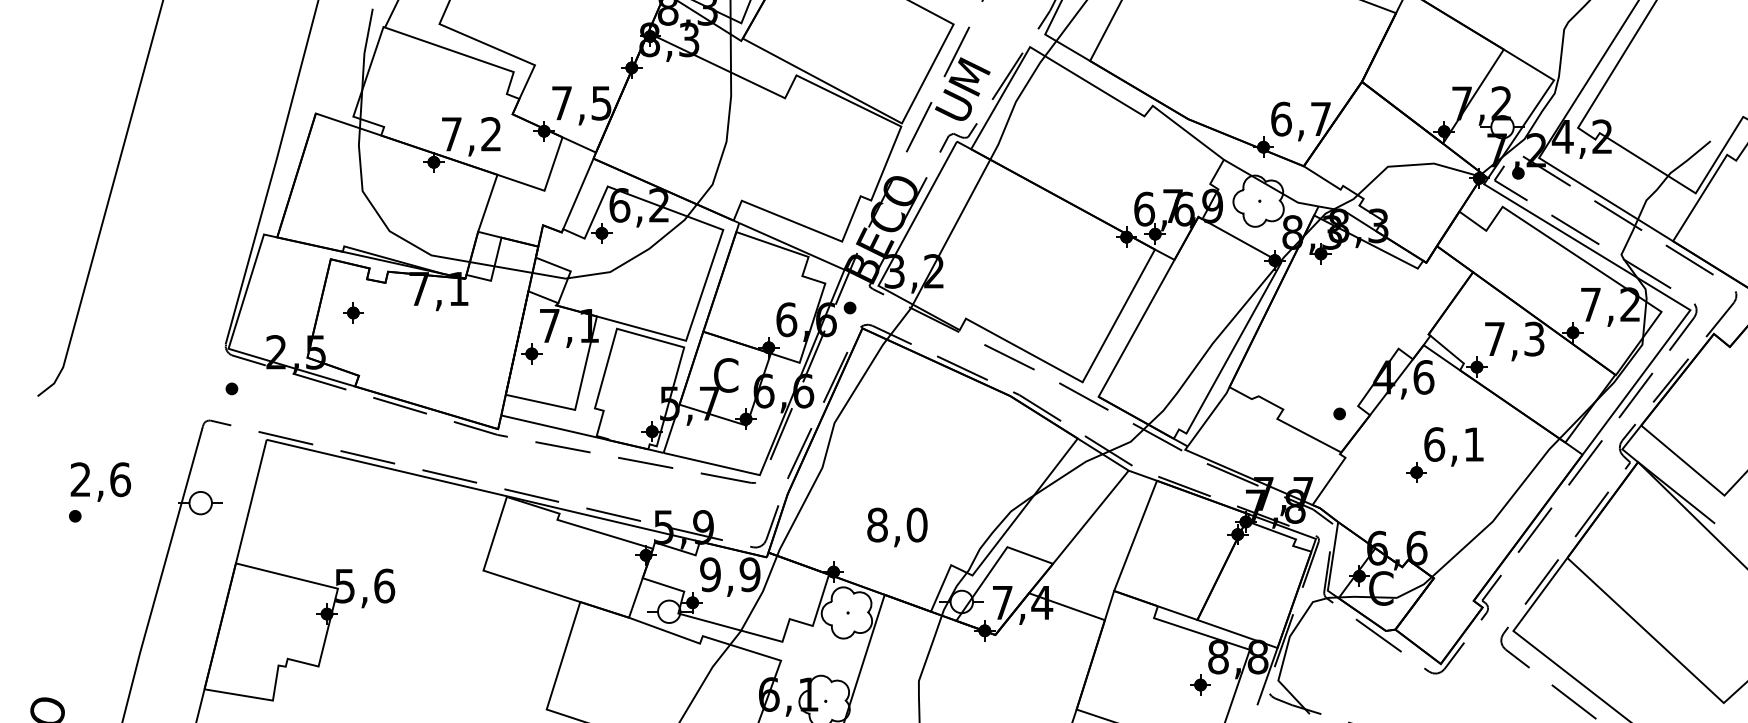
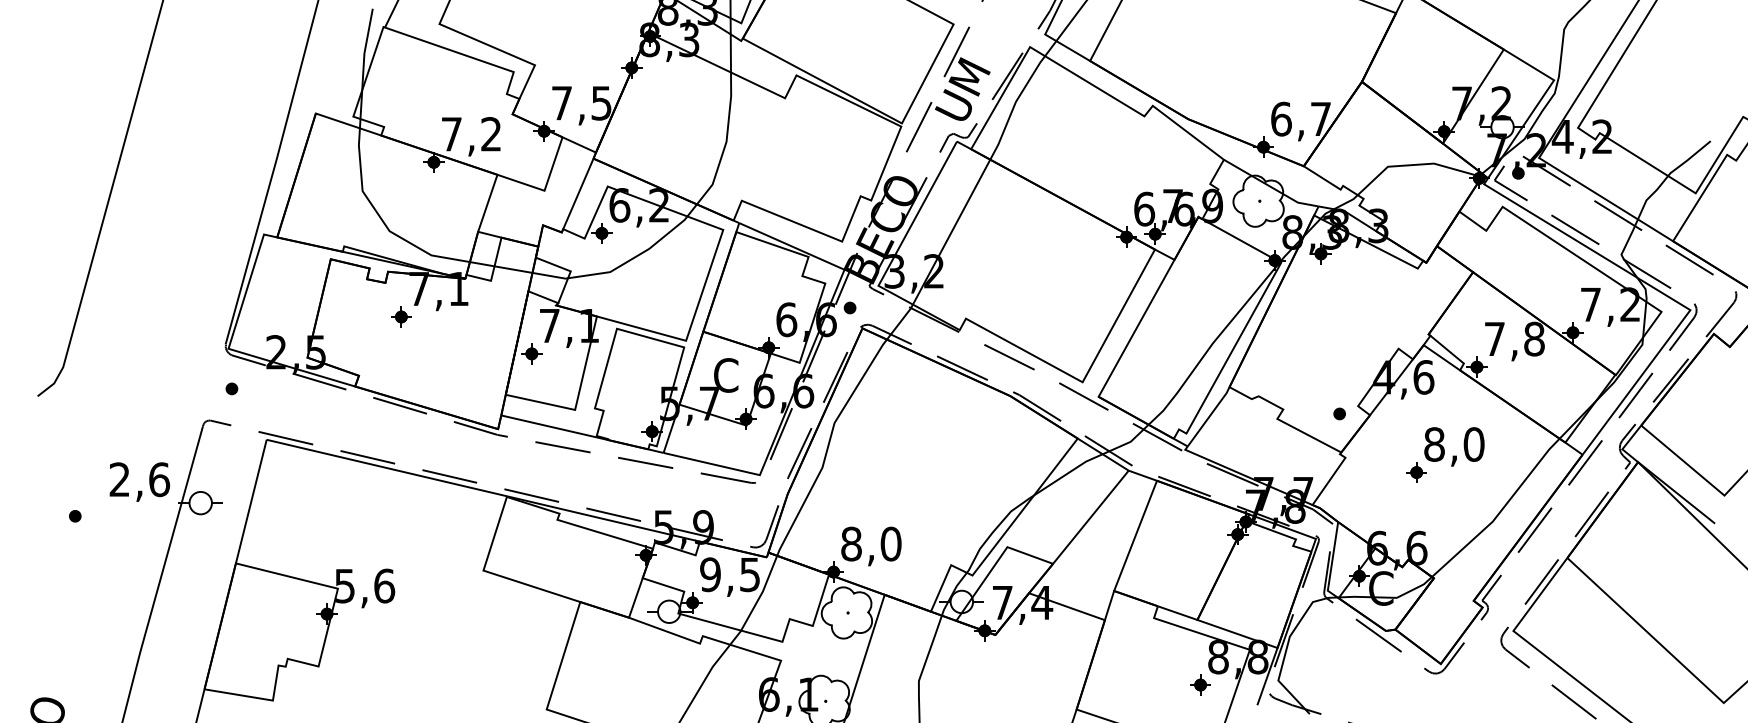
part position: (353, 312) -> (401, 316) (401, 316)
text: 7,3 -> 7,8 (1534, 338)
text: 6,1 -> 8,0 (1454, 444)
text position: (100, 481) -> (139, 481) (139, 481)
text position: (897, 527) -> (871, 546) (871, 546)
text: 9,9 -> 9,5 (749, 574)
